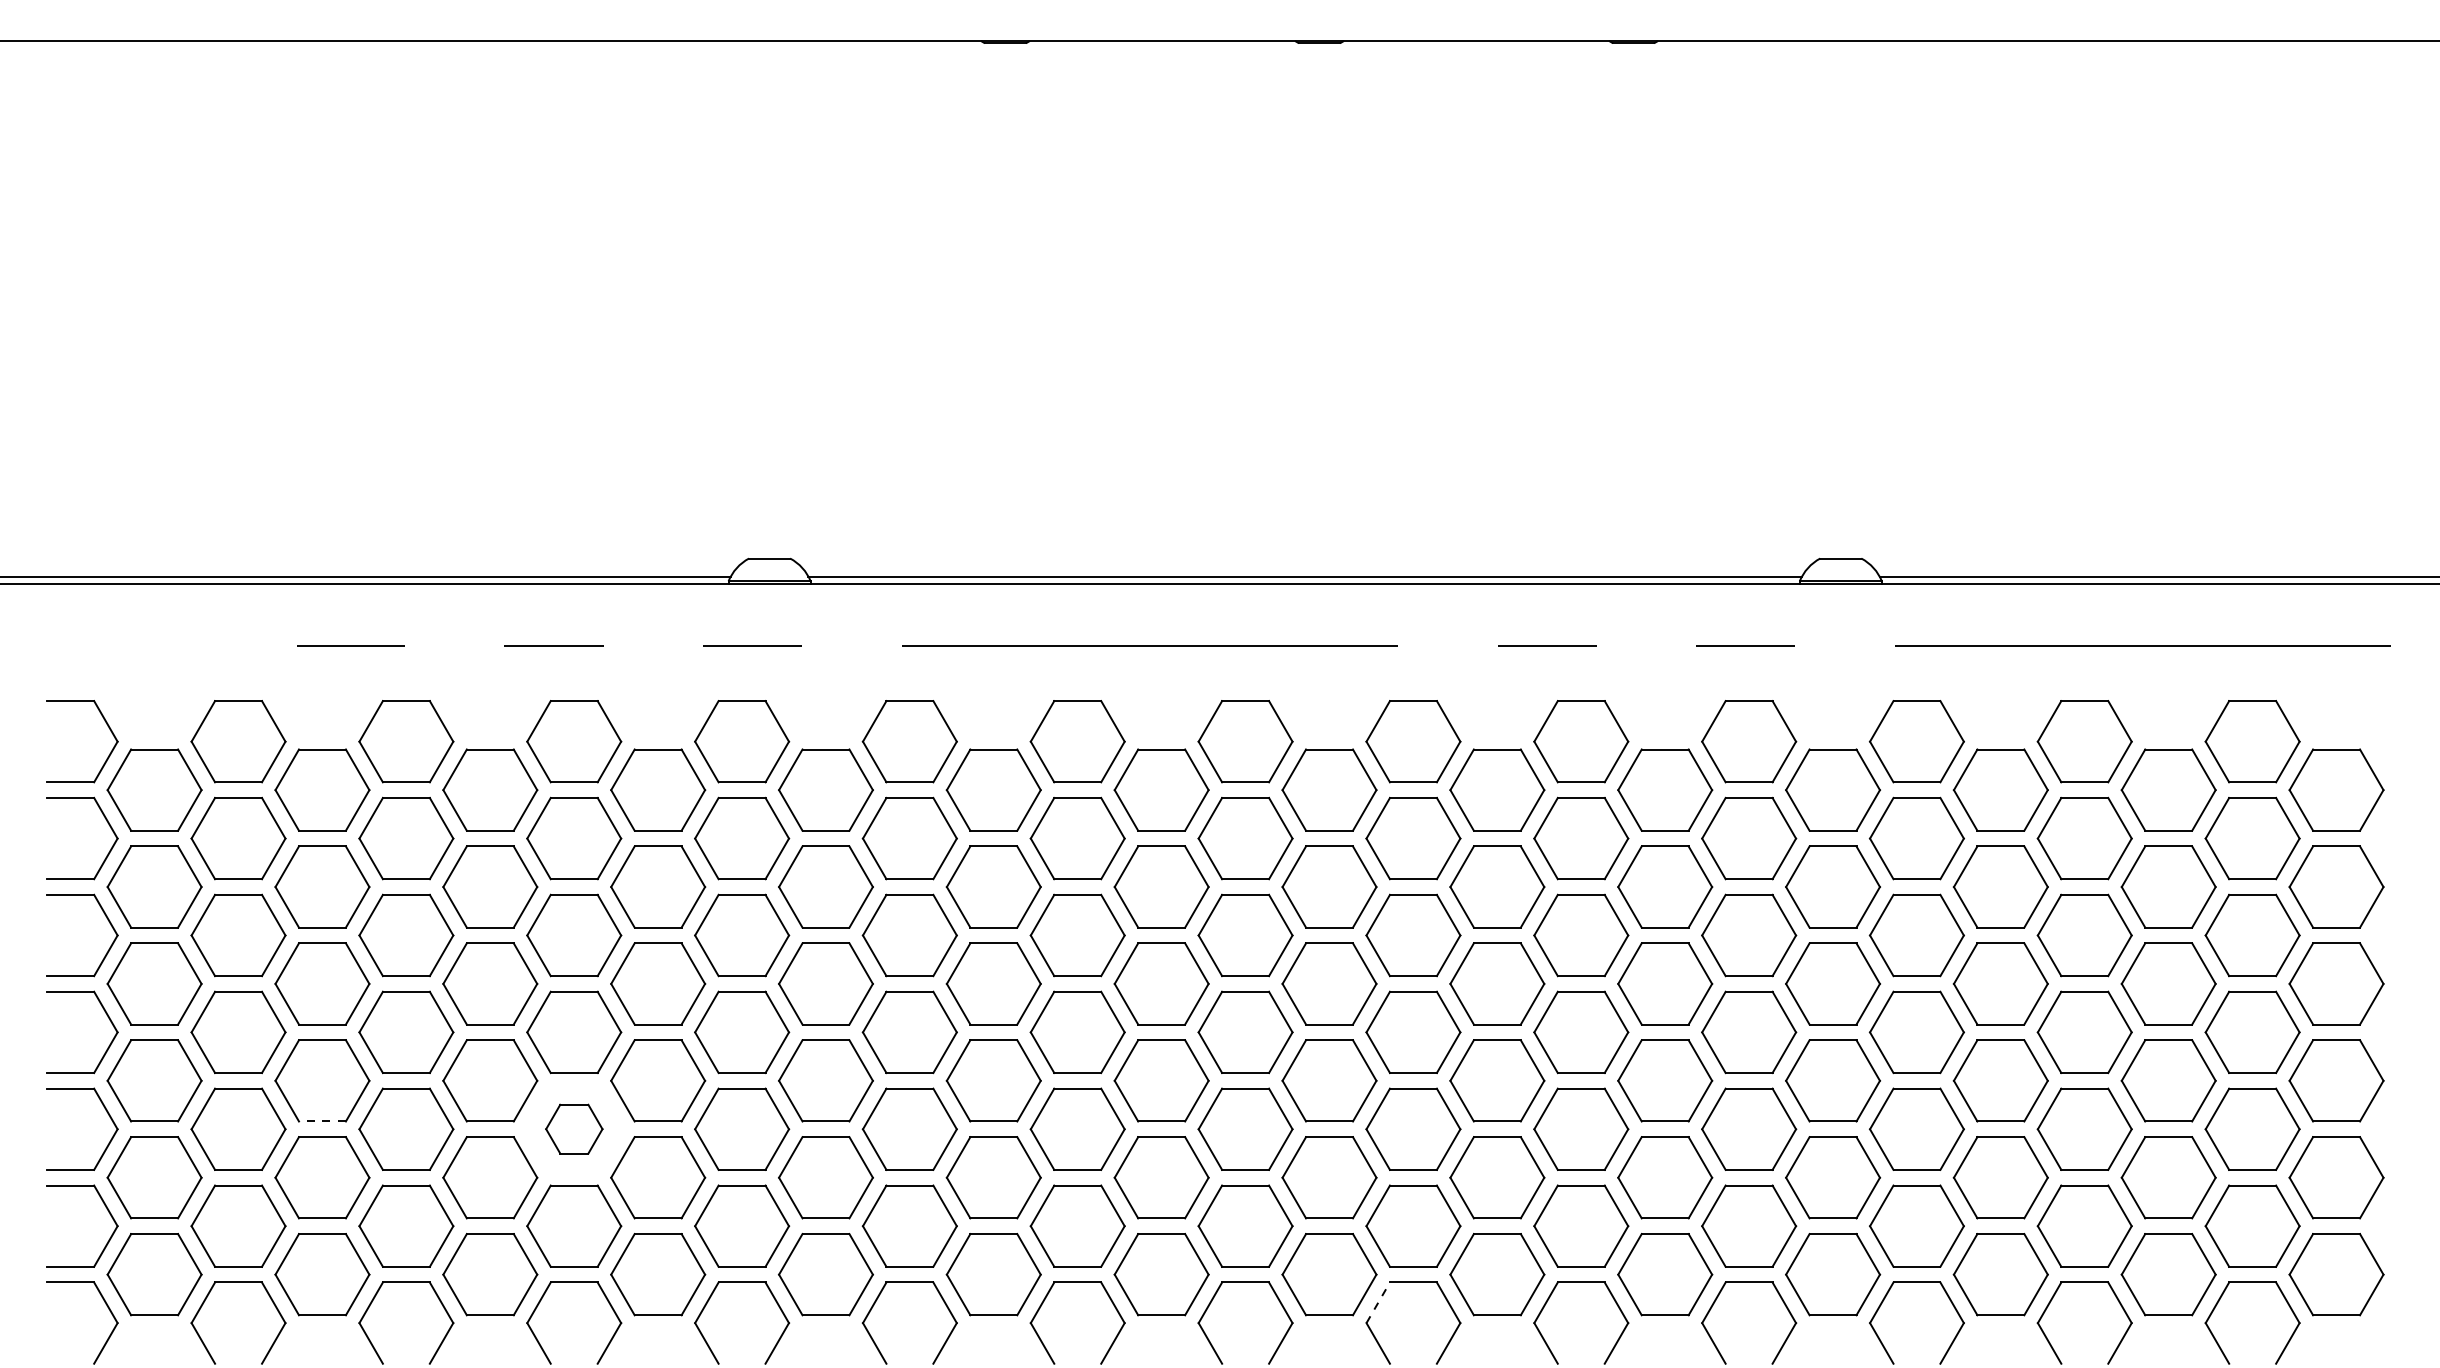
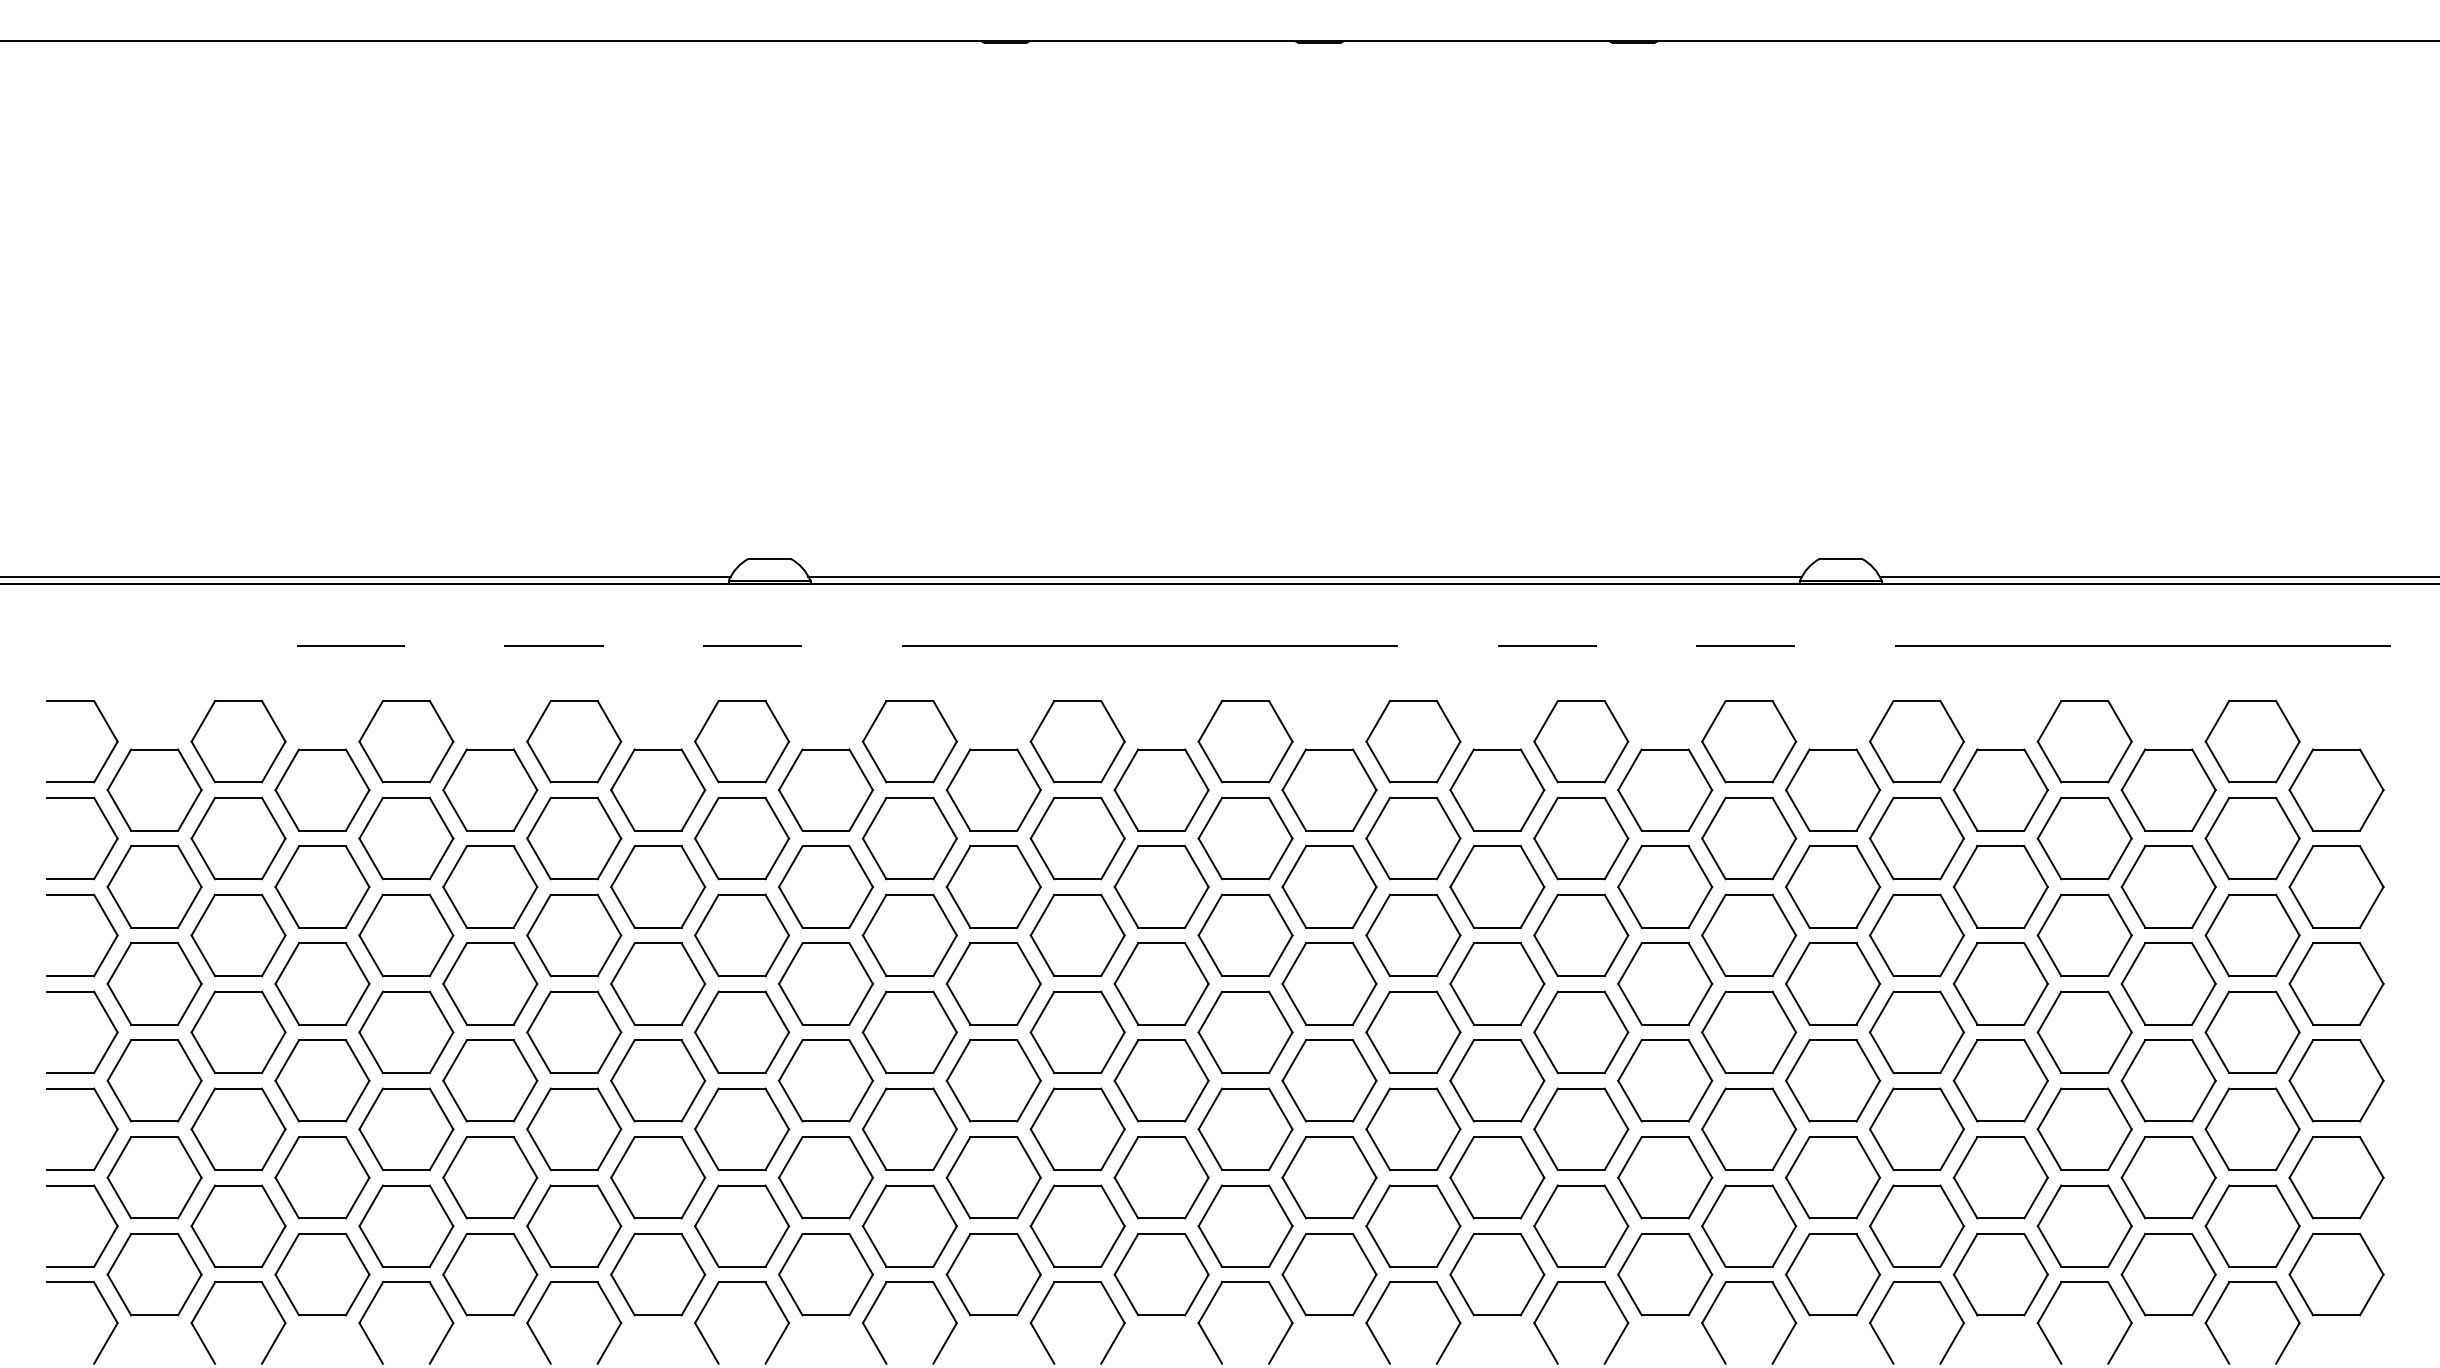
line: dashed -> solid (321, 1121)
part size: 59x52 px -> 97x84 px (574, 1128)
line: dashed -> solid (1378, 1302)
